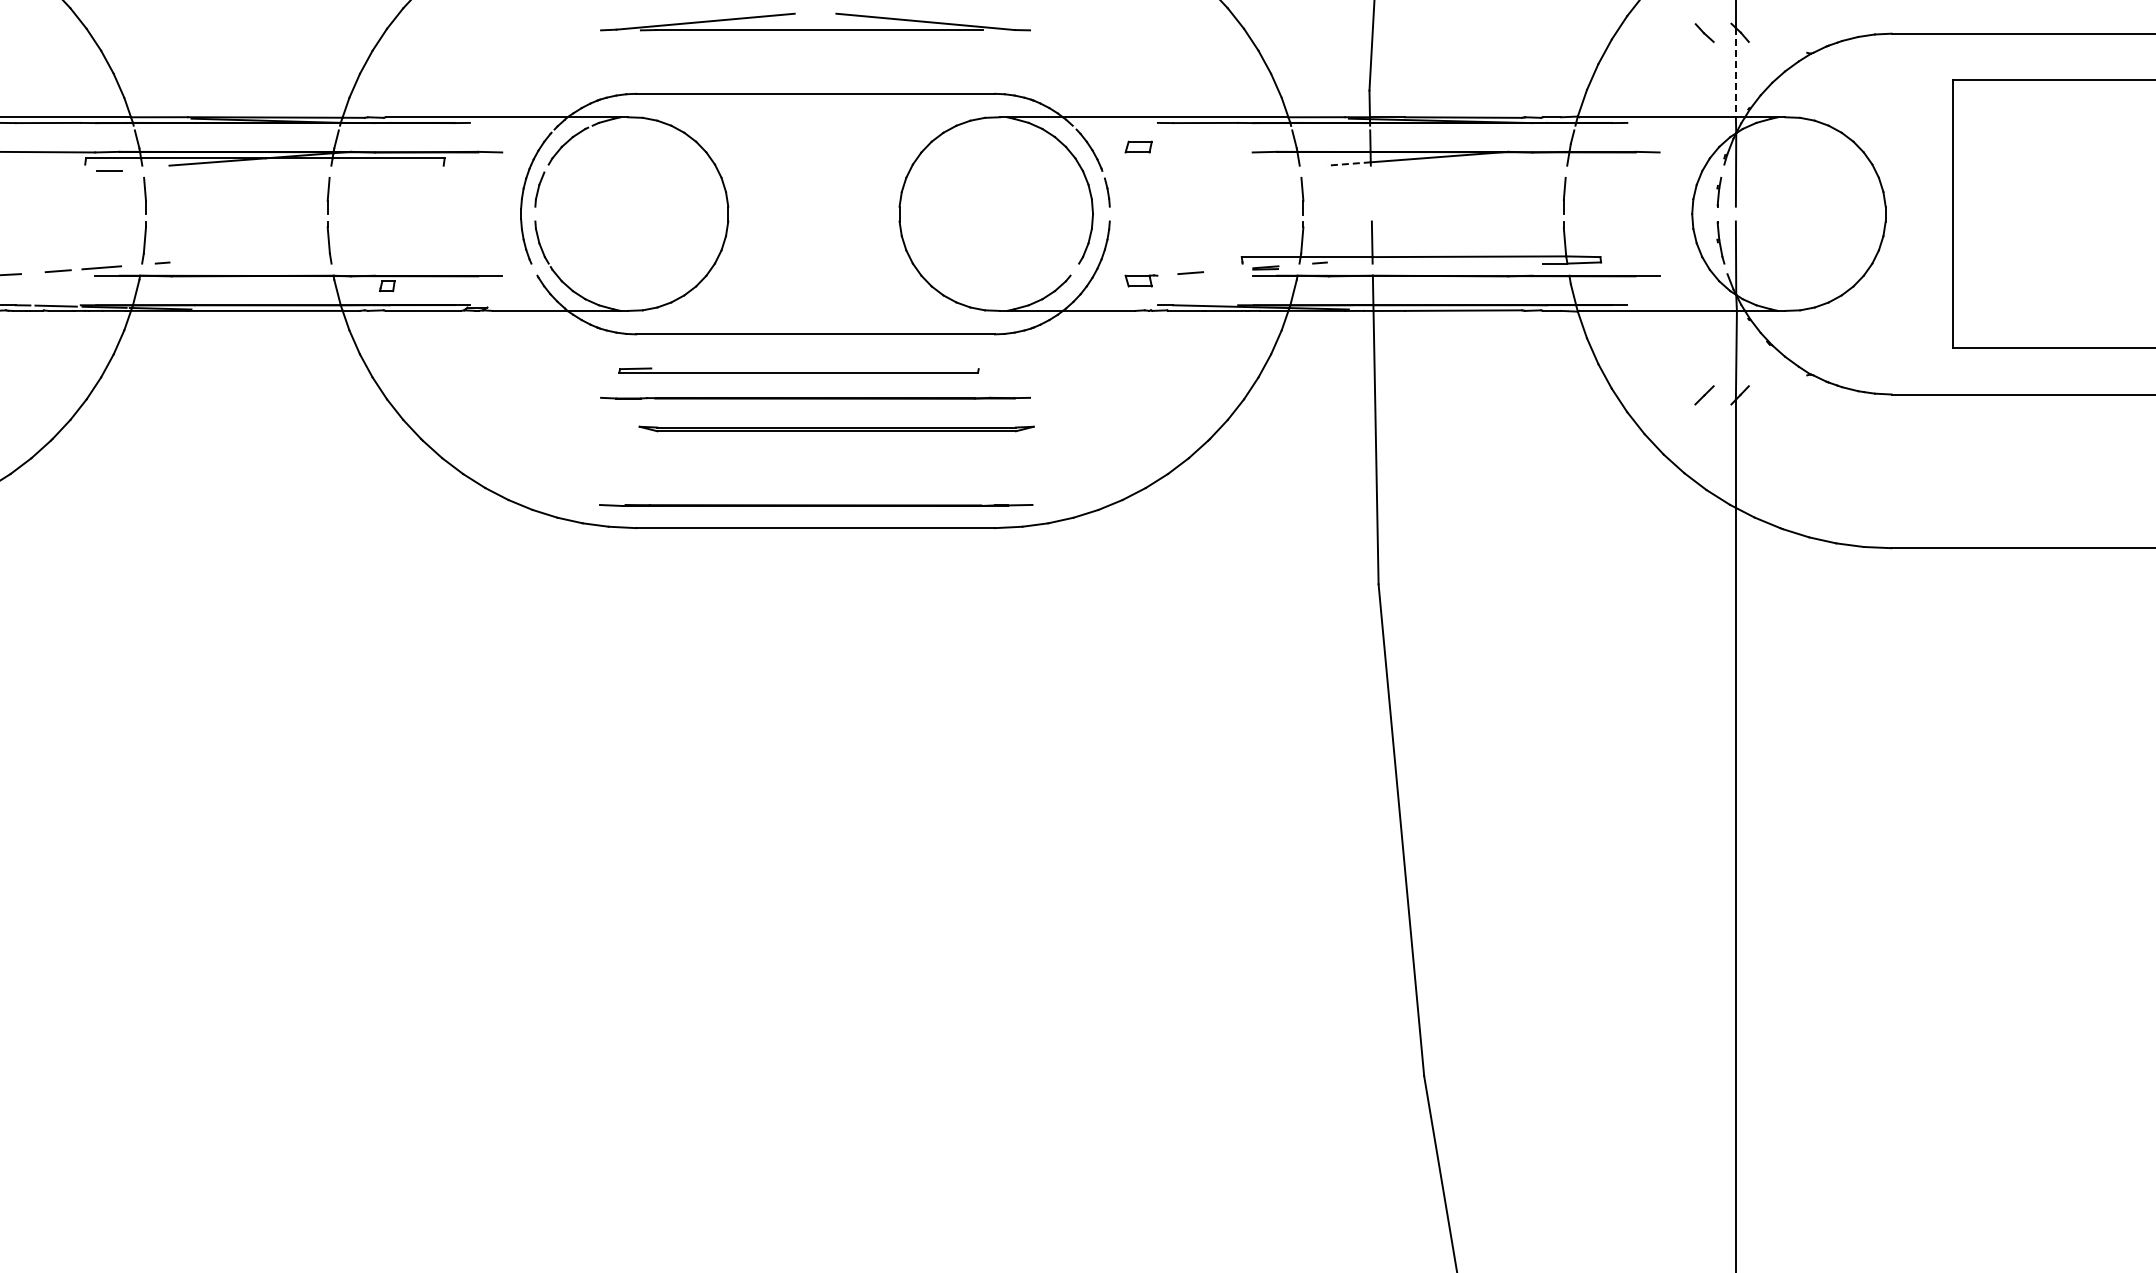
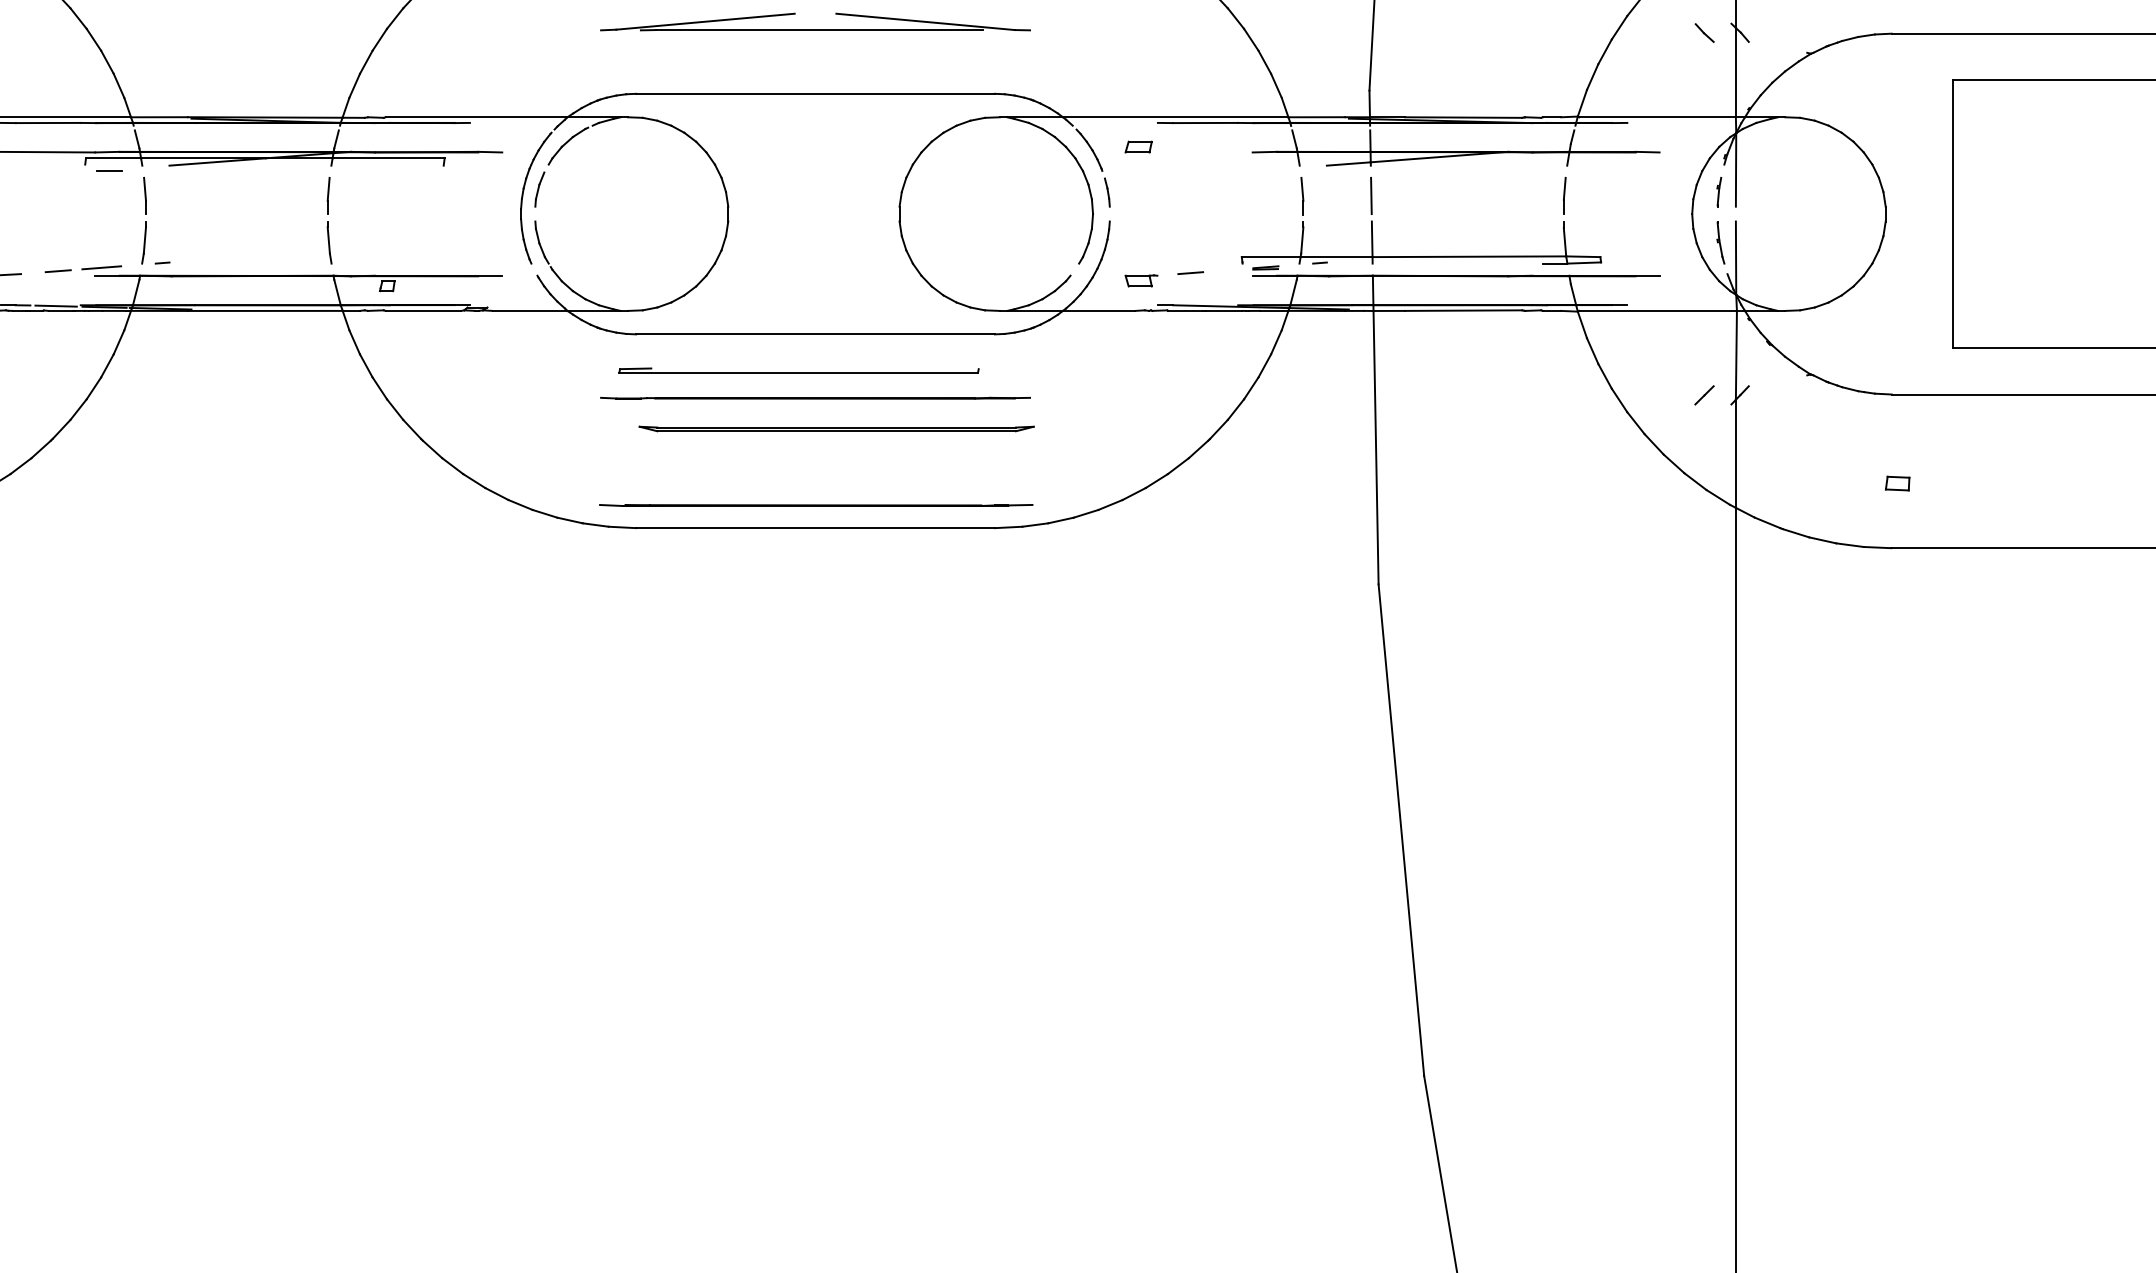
line: dashed -> solid (1735, 72)
line: dashed -> solid (1348, 164)
line: none -> present (1371, 195)
part: none -> present (1897, 483)
